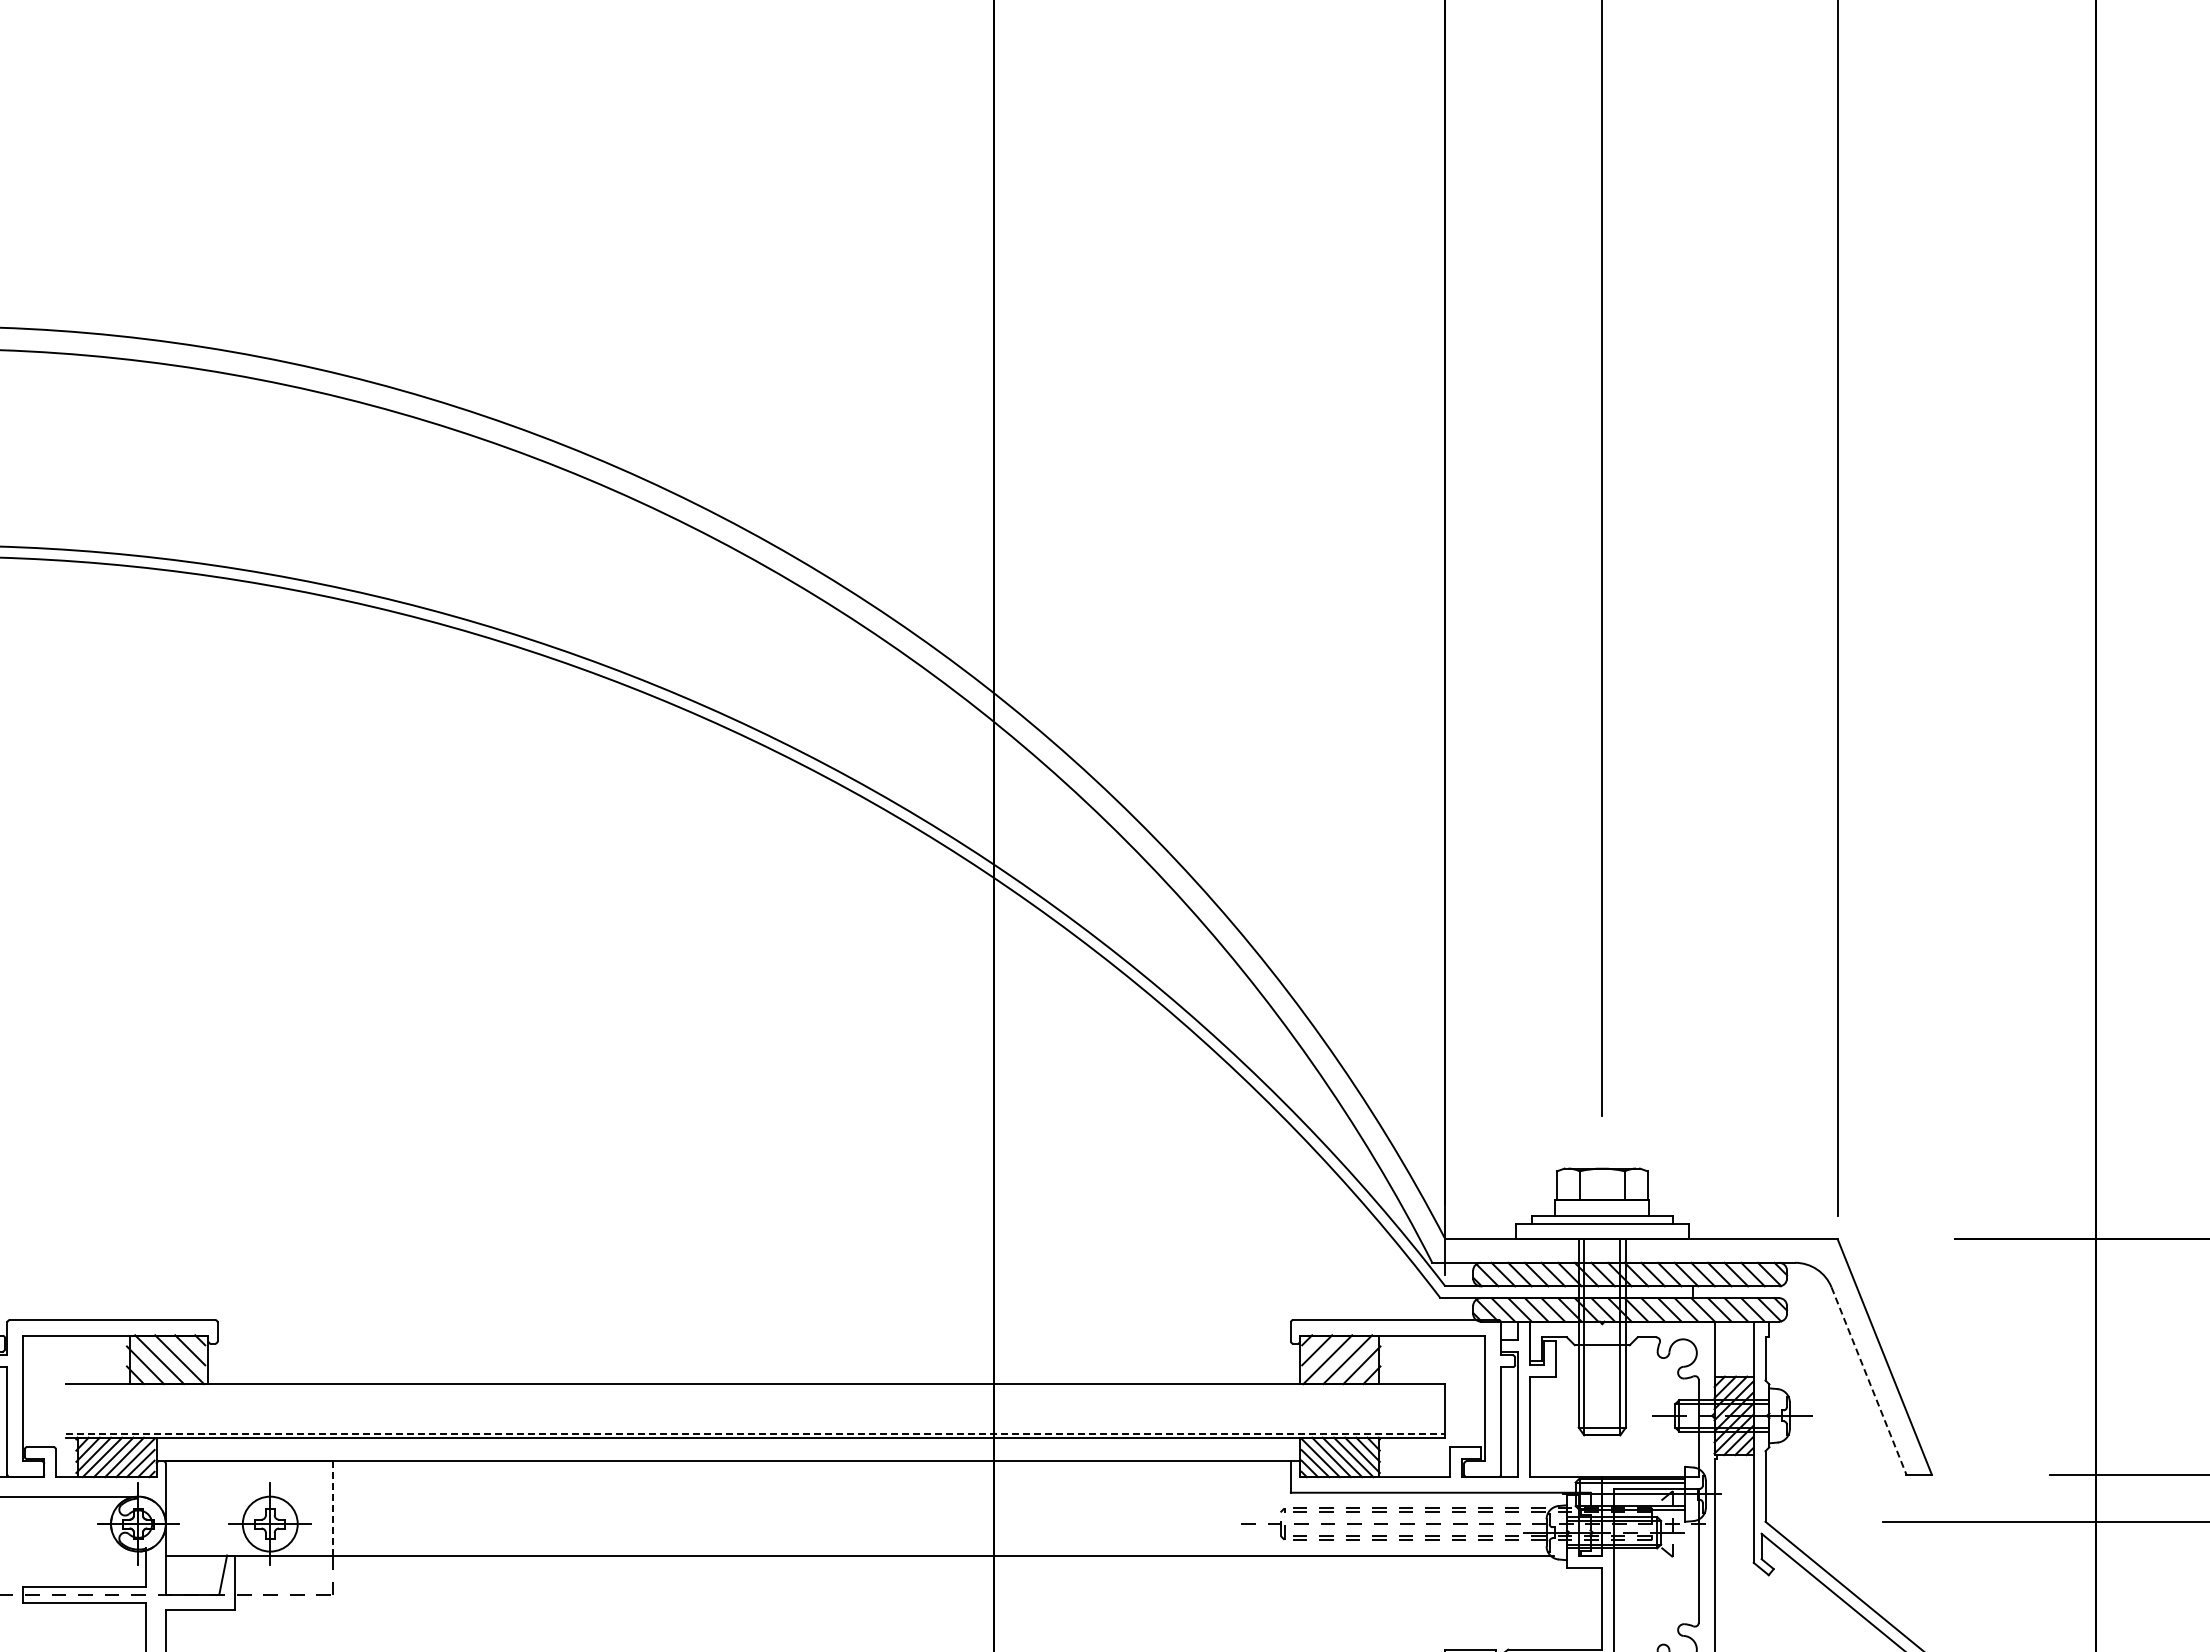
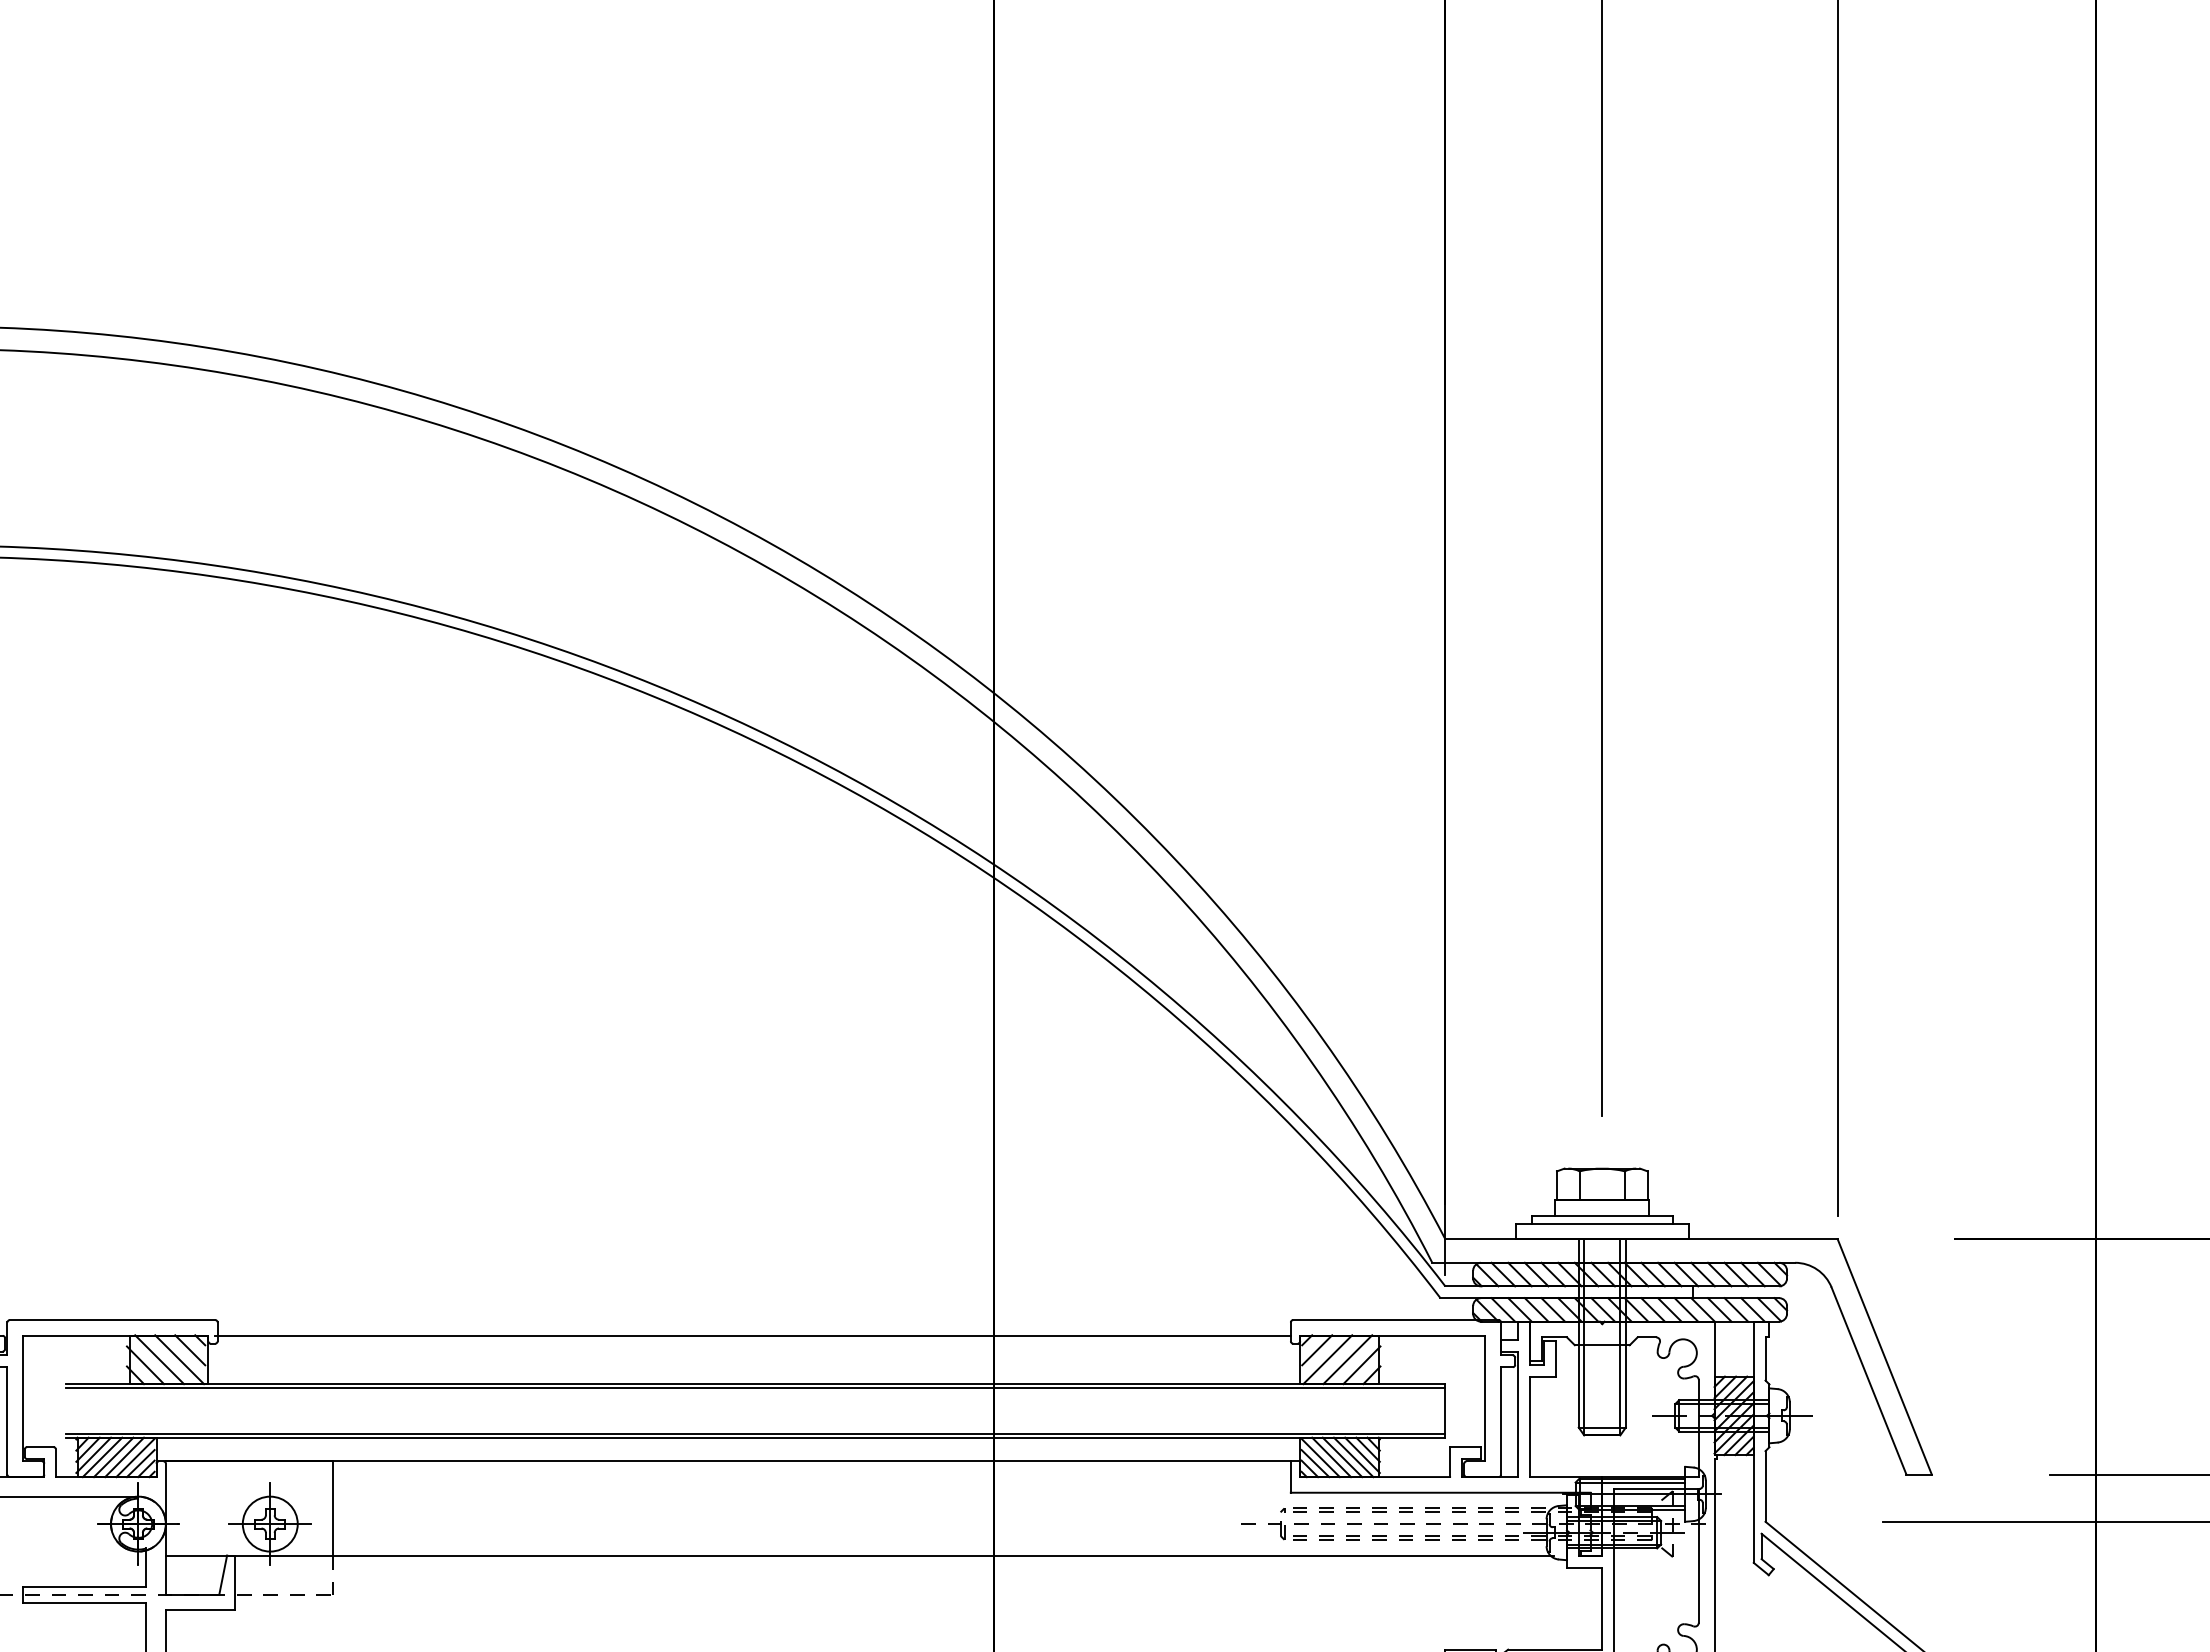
line: none -> present (752, 1335)
line: dashed -> solid (1869, 1381)
line: none -> present (755, 1388)
line: dashed -> solid (755, 1433)
line: dashed -> solid (333, 1508)
